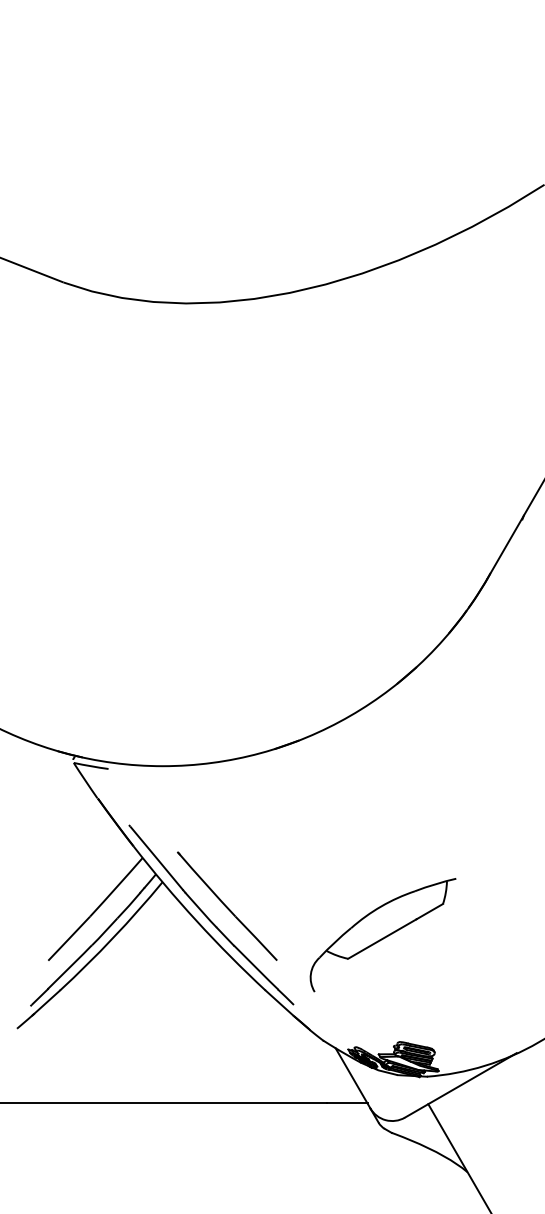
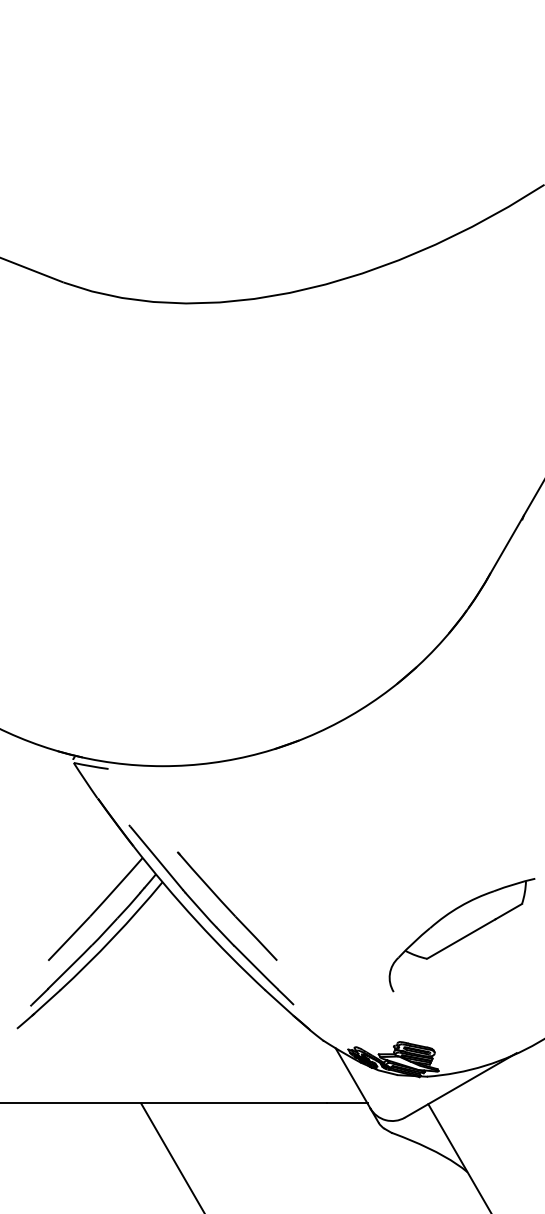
part position: (382, 935) -> (461, 935) (461, 935)
line: none -> present (172, 1156)
